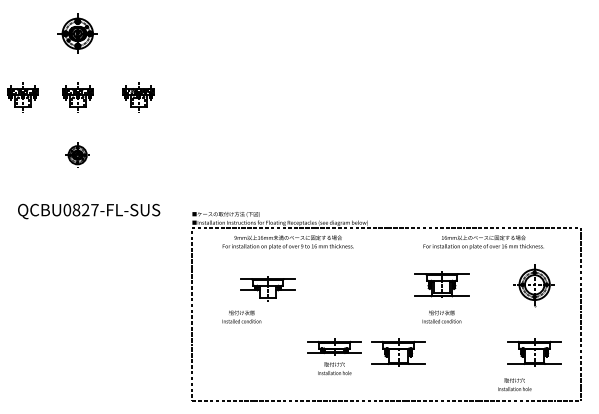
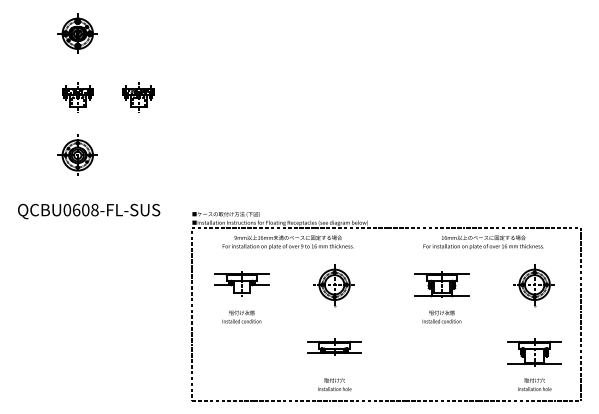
part: present -> none (22, 97)
part size: 25x26 px -> 41x42 px (77, 154)
text: QCBU0827-FL-SUS -> QCBU0608-FL-SUS (85, 210)
part: none -> present (333, 285)
part position: (267, 288) -> (241, 283) (241, 283)
part: present -> none (398, 352)
text position: (334, 368) -> (334, 384) (334, 384)
text position: (514, 384) -> (534, 384) (534, 384)
